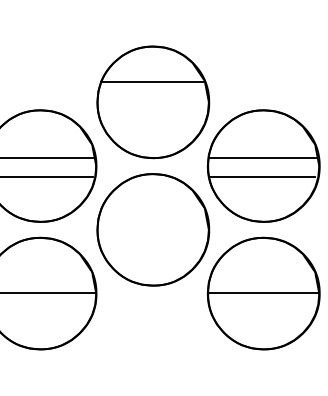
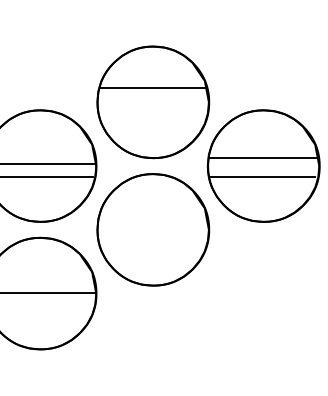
line position: (153, 82) -> (153, 88) (153, 88)
line position: (47, 158) -> (47, 164) (47, 164)
part: present -> none (263, 293)
